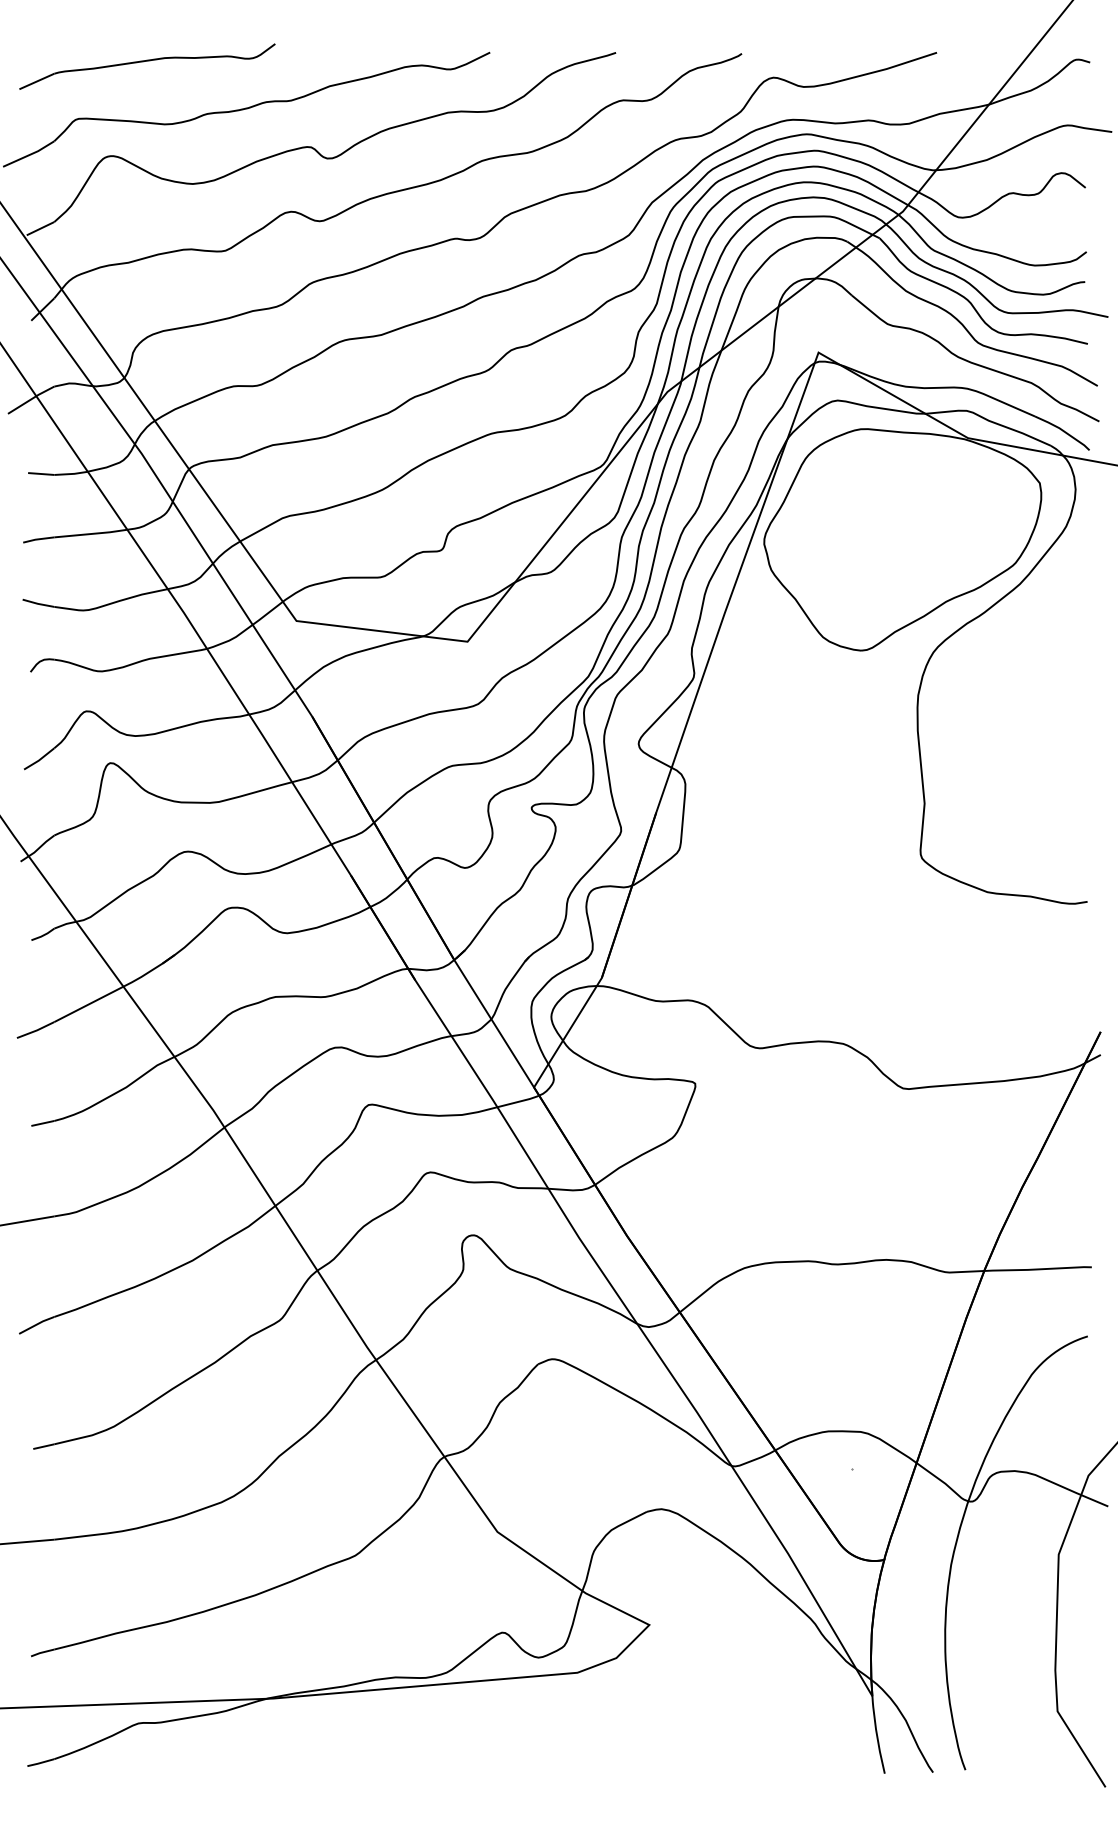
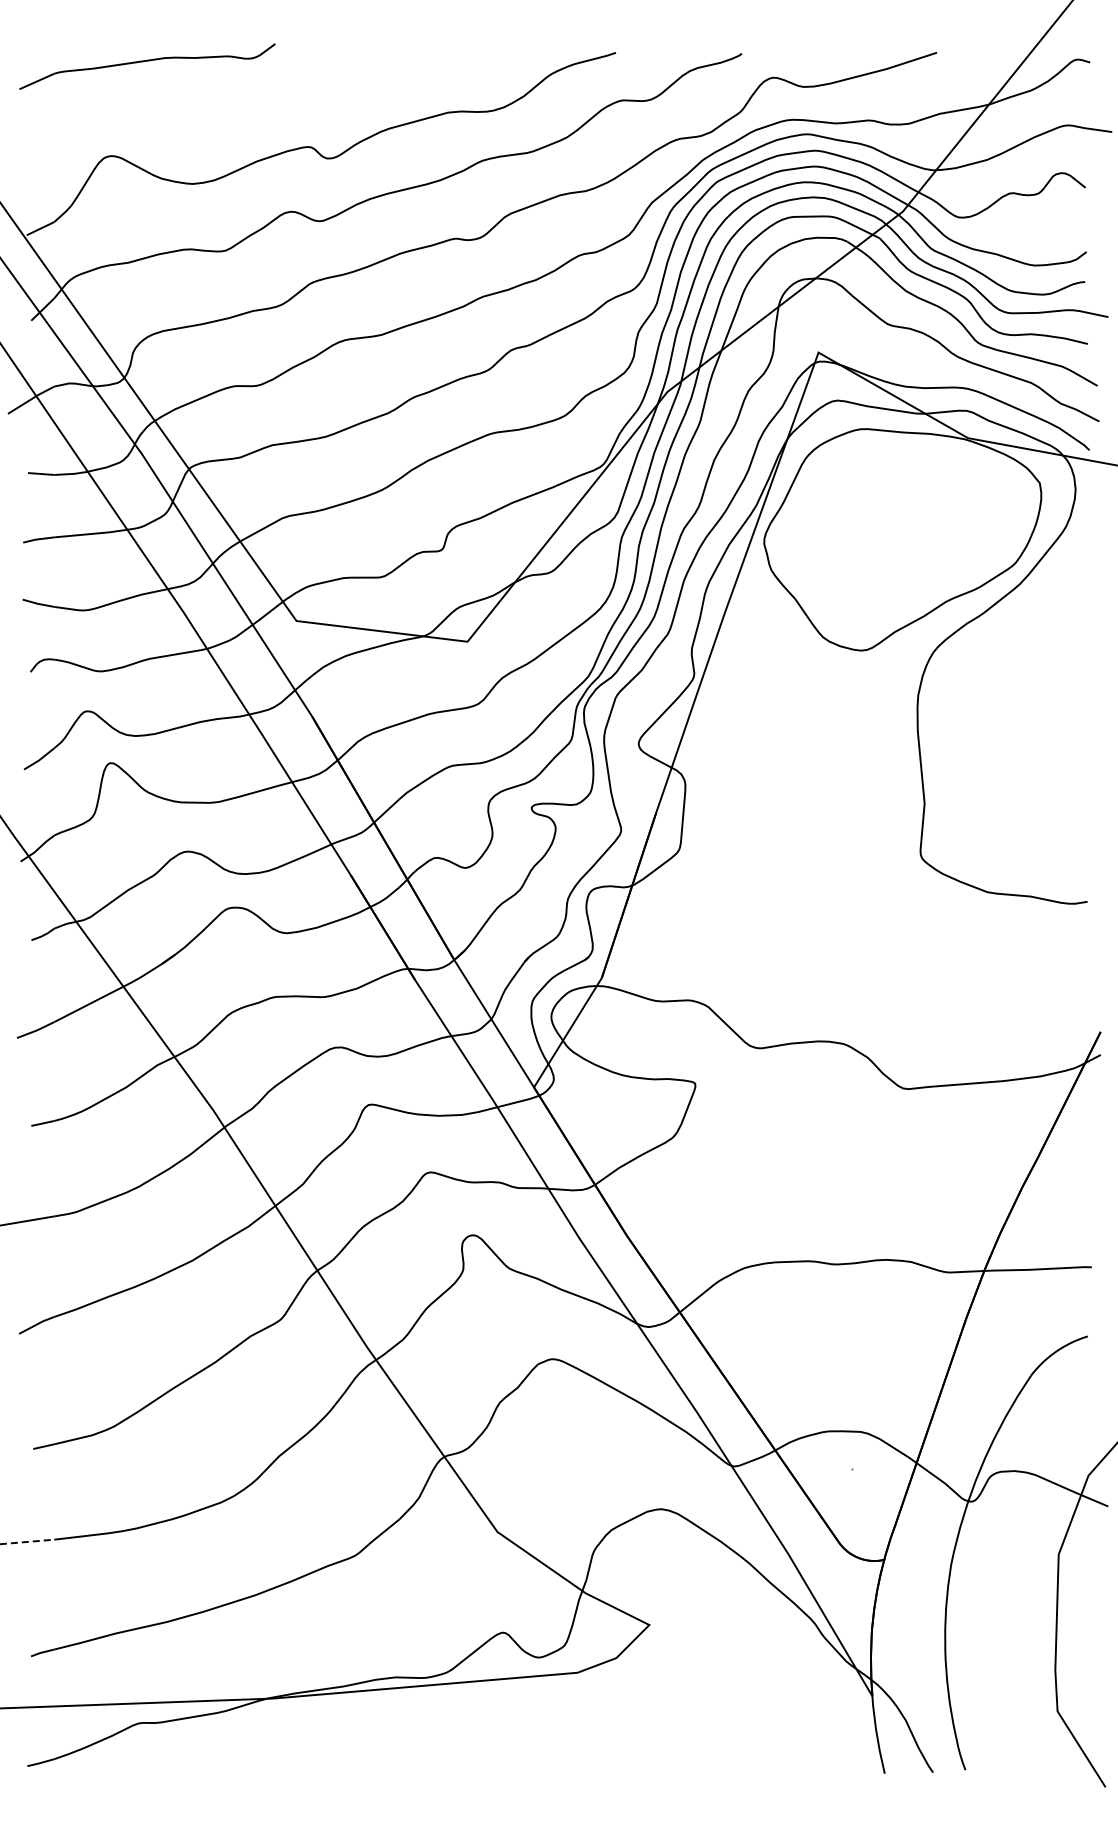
part: present -> none (246, 109)
line: solid -> dashed (27, 1541)
